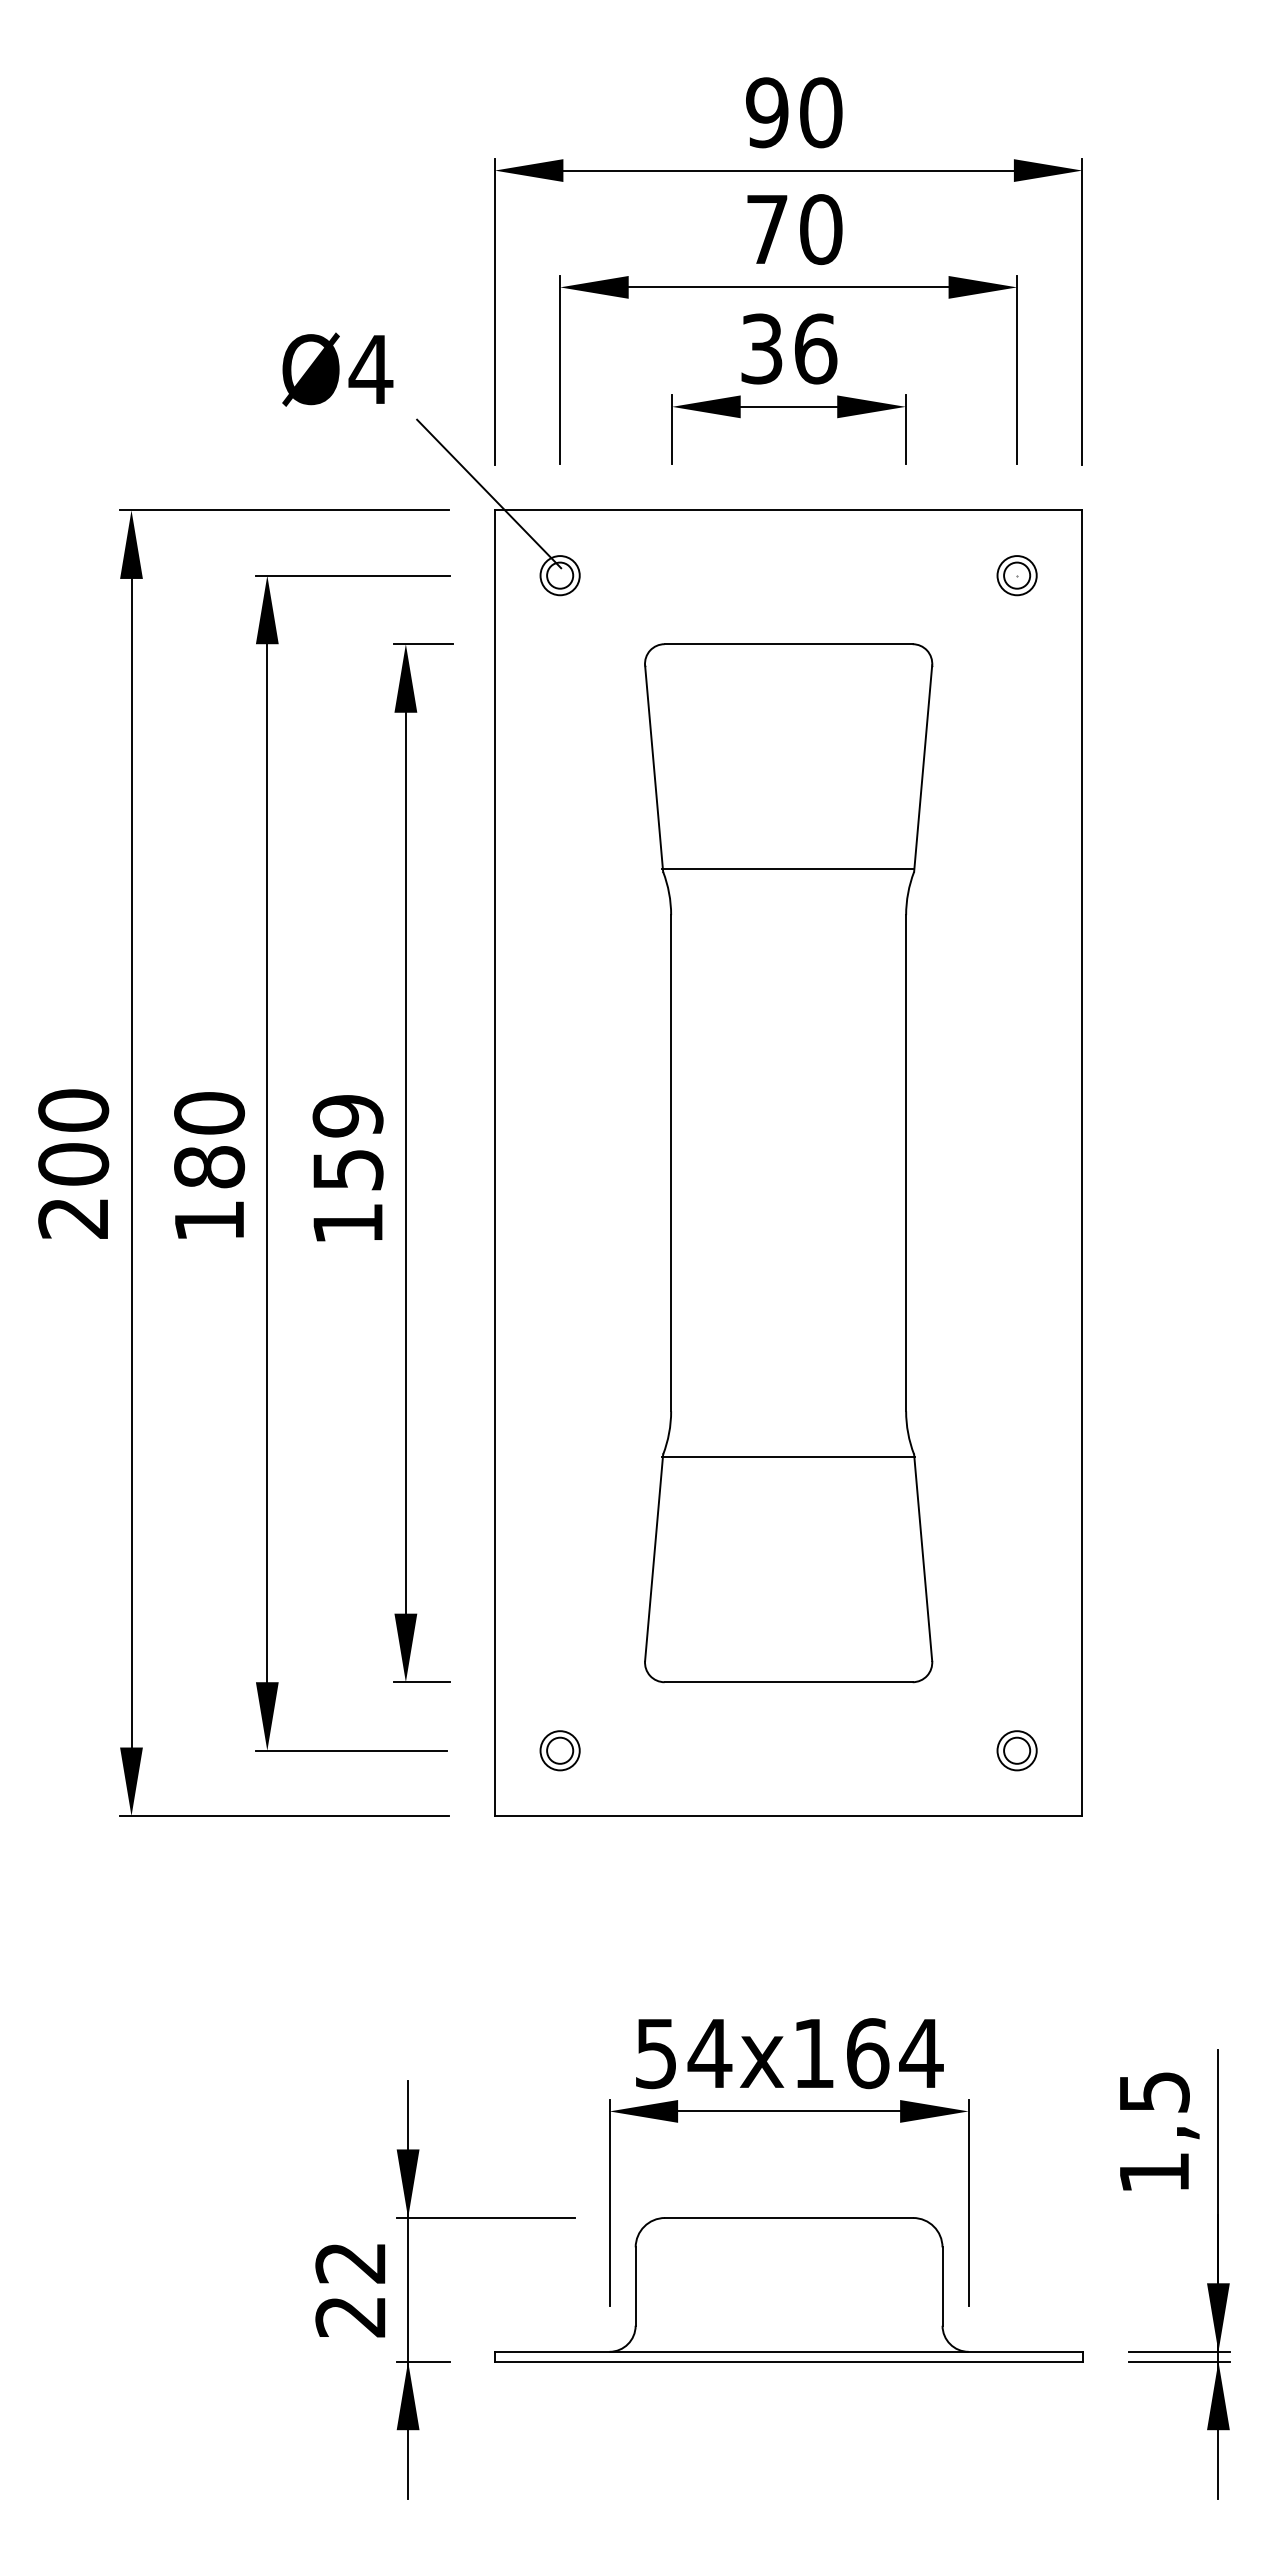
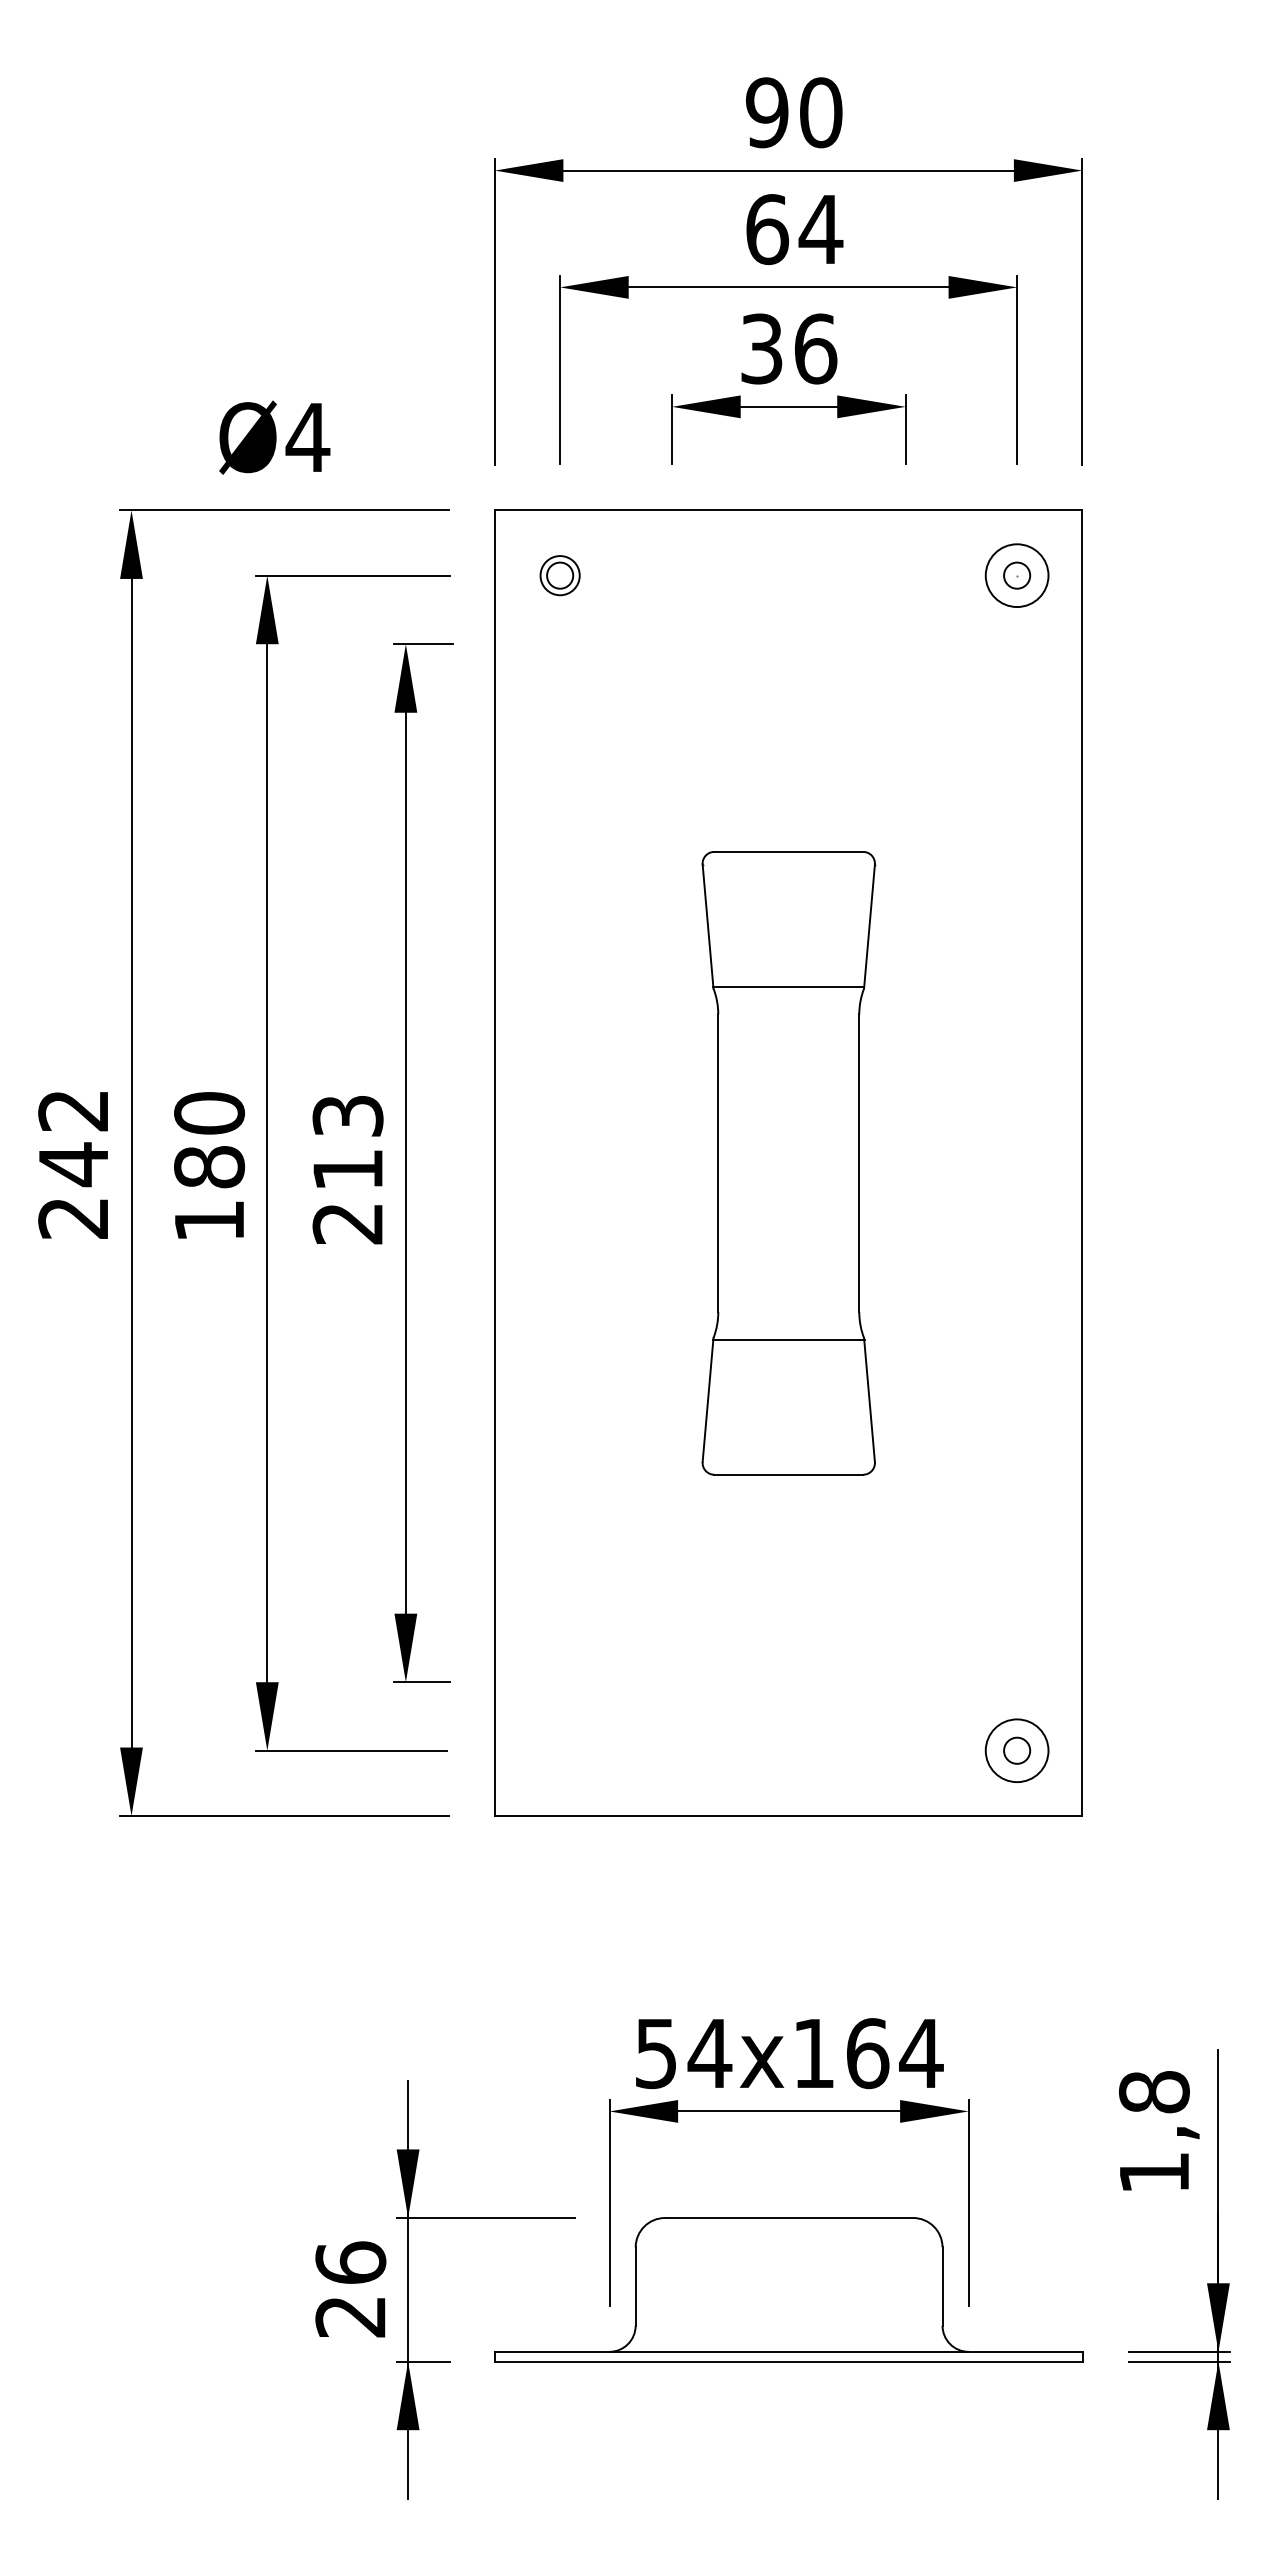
text: 70 -> 64 (794, 229)
text position: (337, 369) -> (274, 437) (274, 437)
line: present -> none (489, 493)
circle diameter: 39 px -> 63 px (1016, 575)
text: 200 -> 242 (73, 1138)
part size: 290x1041 px -> 176x625 px (788, 1163)
text: 159 -> 213 (347, 1169)
part: present -> none (559, 1750)
circle diameter: 39 px -> 63 px (1016, 1750)
text: 1,5 -> 1,8 (1154, 2092)
text: 22 -> 26 (350, 2262)
